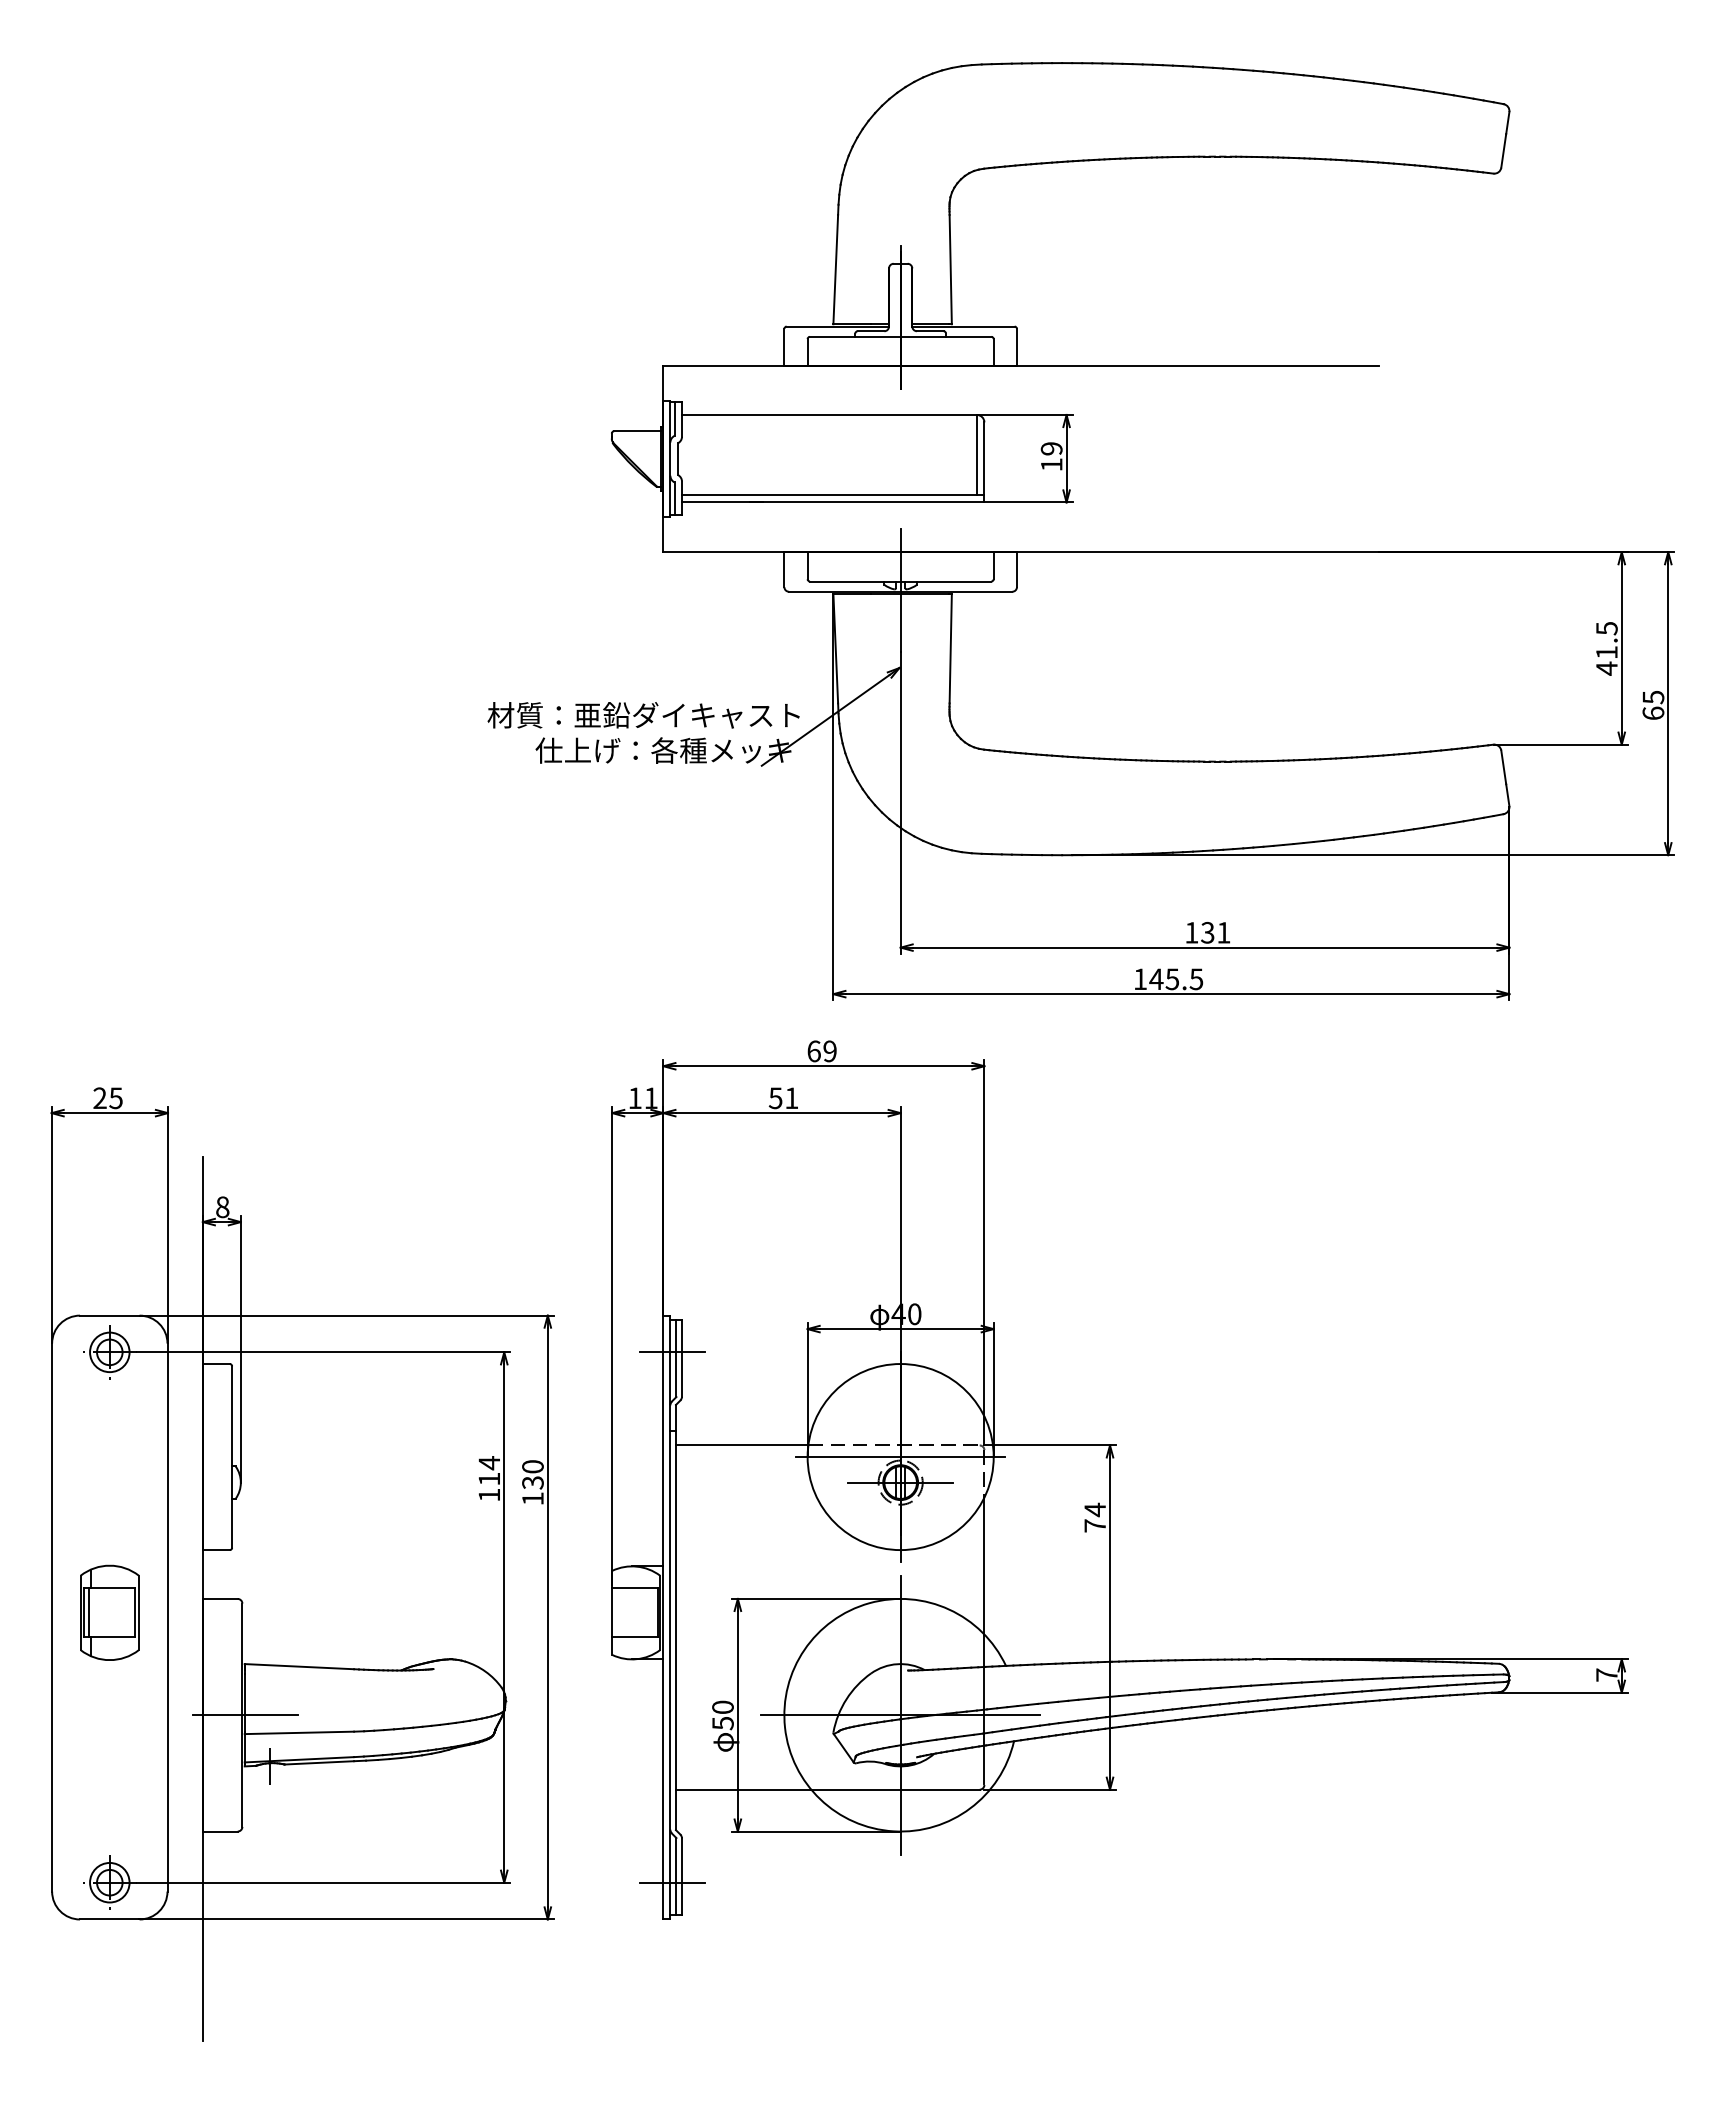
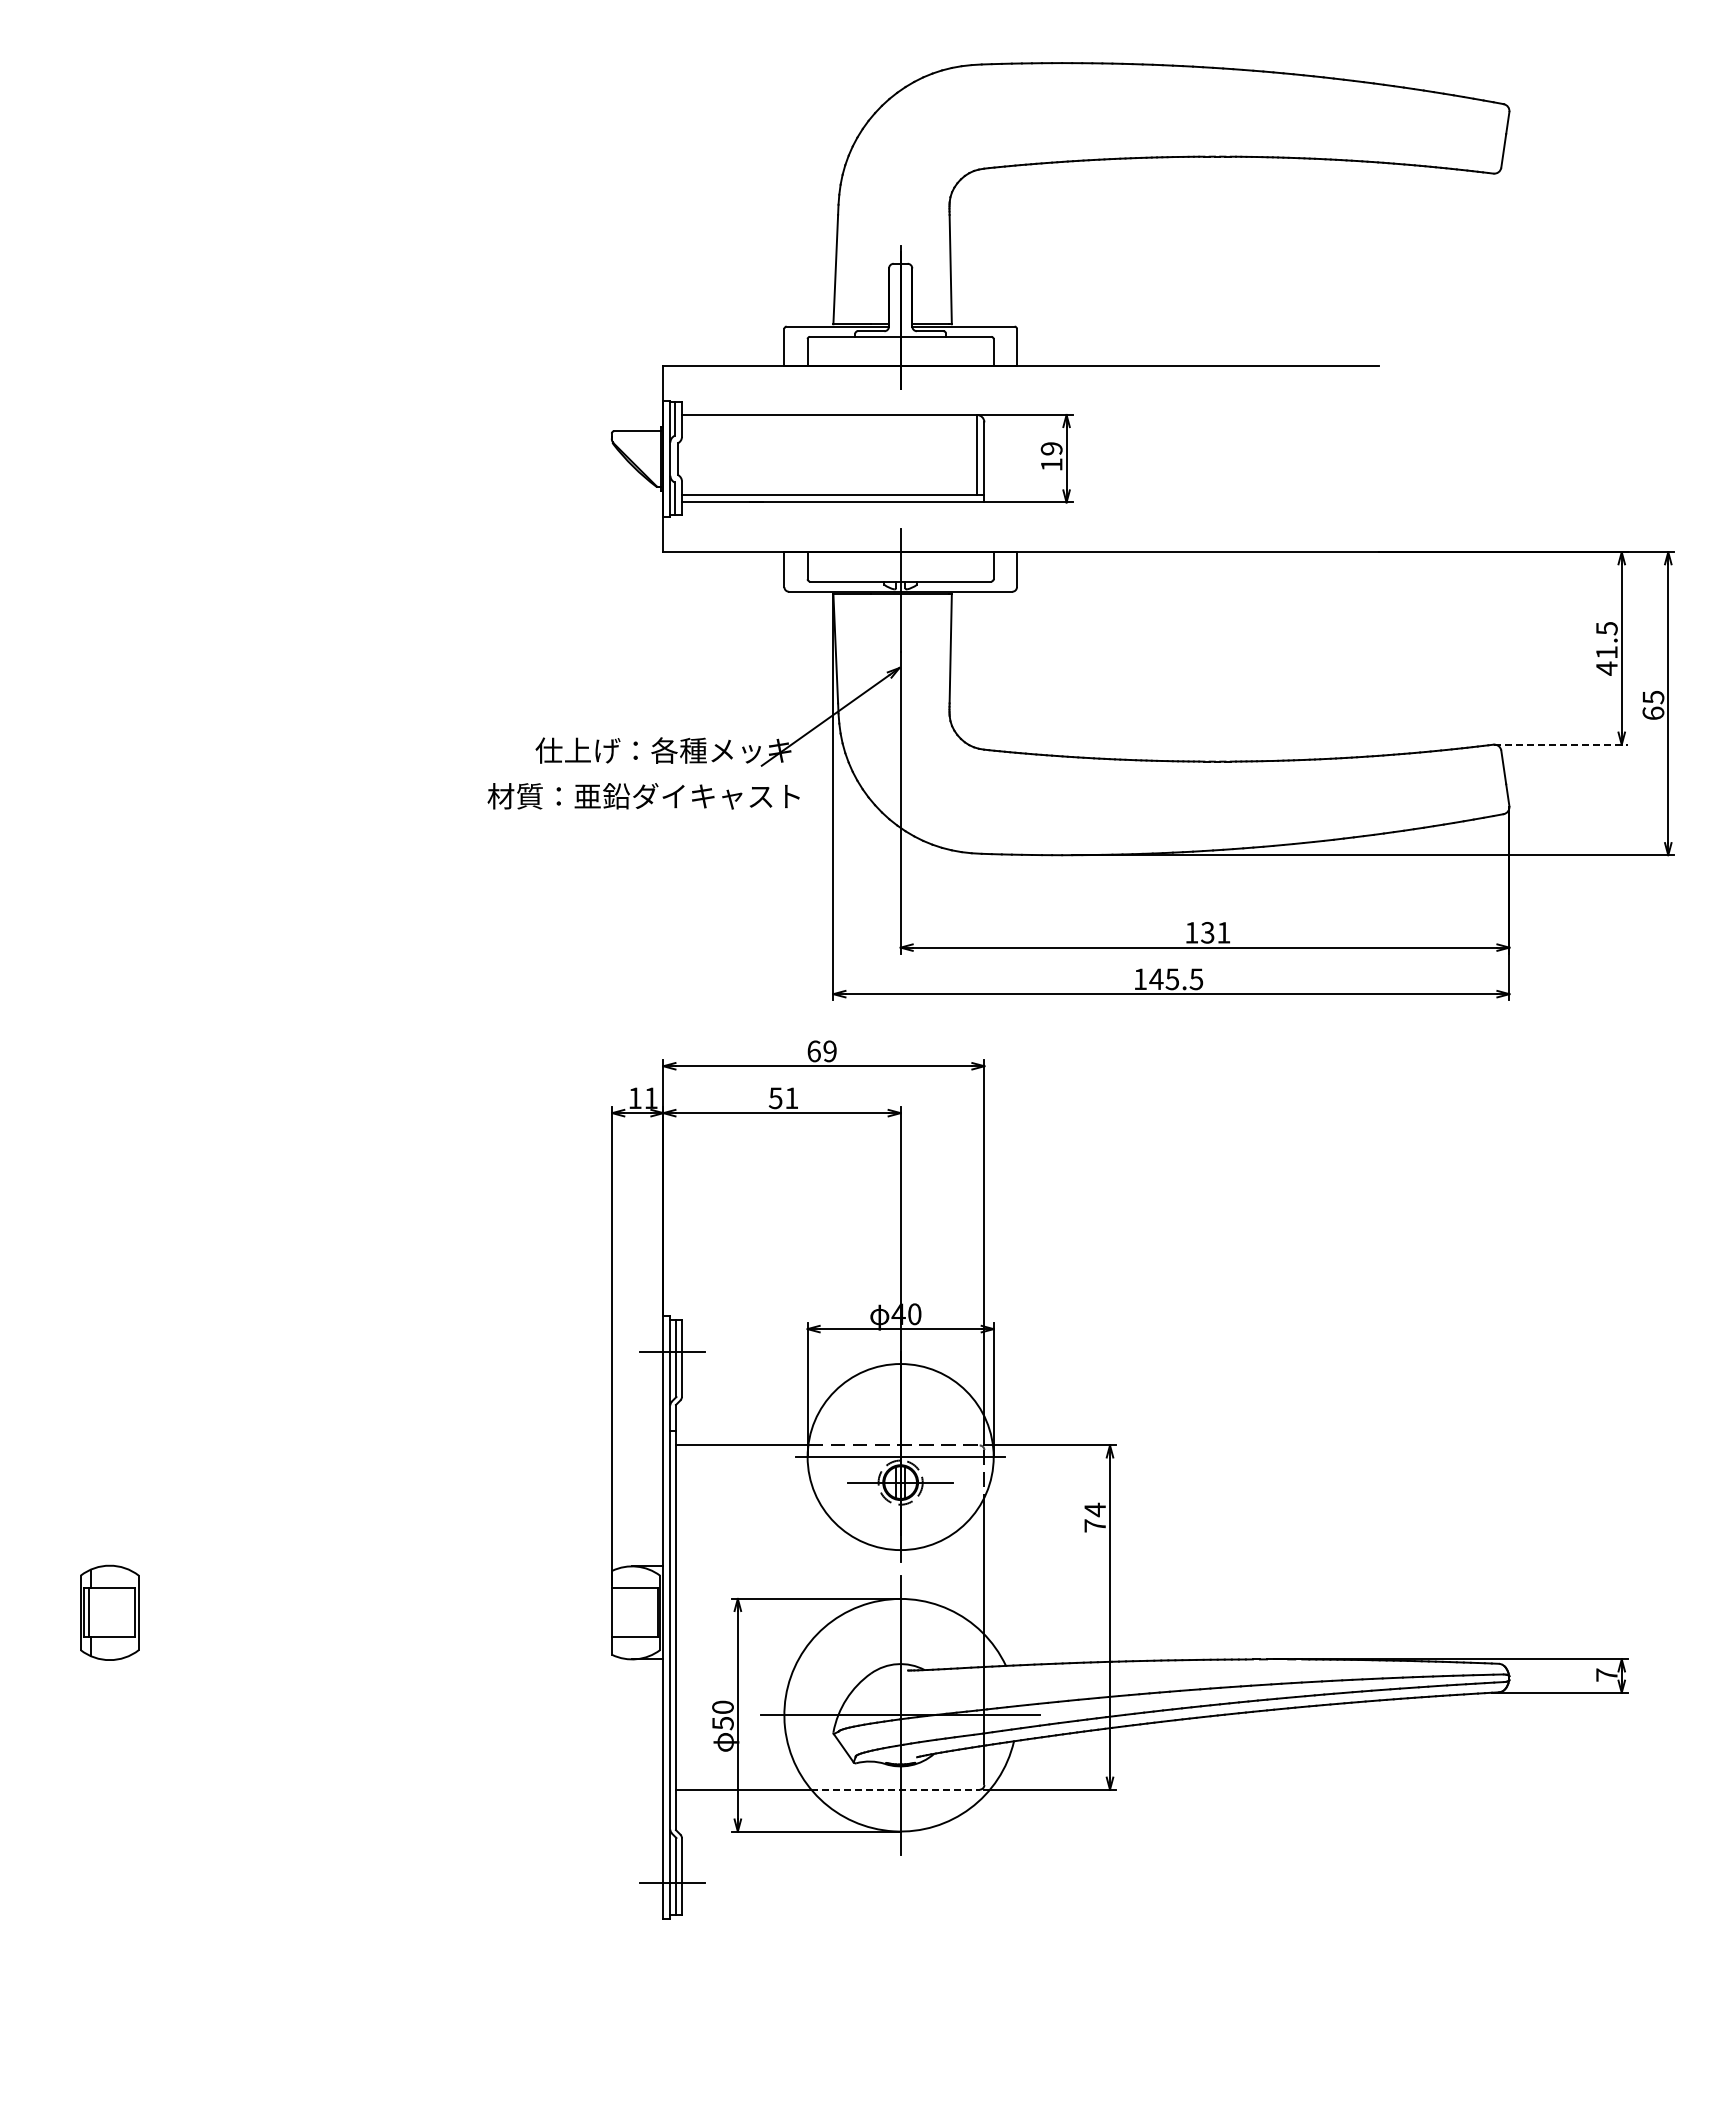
text position: (643, 715) -> (643, 796) (643, 796)
line: solid -> dashed (1561, 744)
part: present -> none (302, 1564)
line: solid -> dashed (896, 1789)
